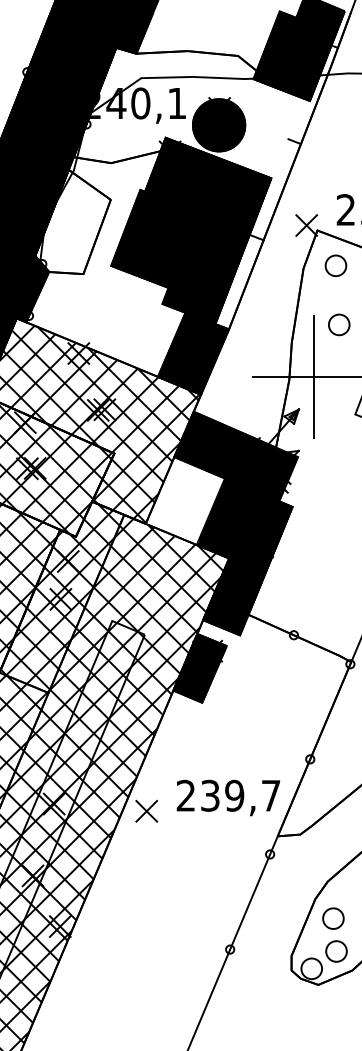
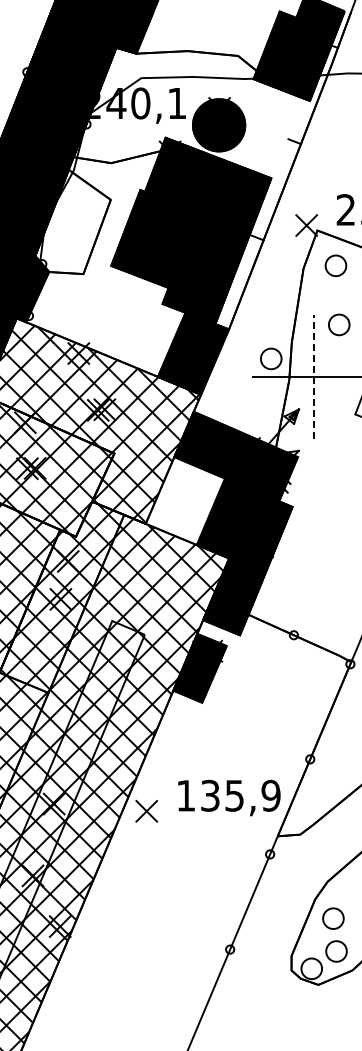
circle: none -> present (271, 358)
line: solid -> dashed (314, 377)
text: 239,7 -> 135,9 (228, 795)
